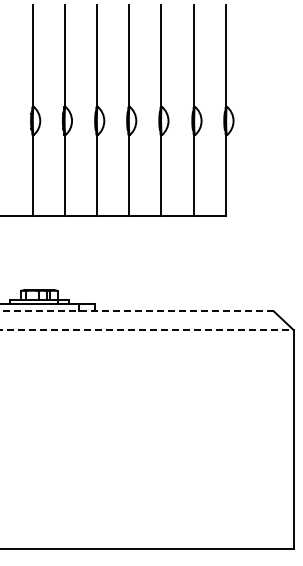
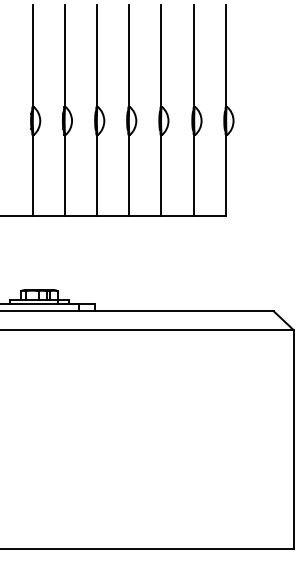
line: dashed -> solid (136, 311)
line: dashed -> solid (147, 330)
